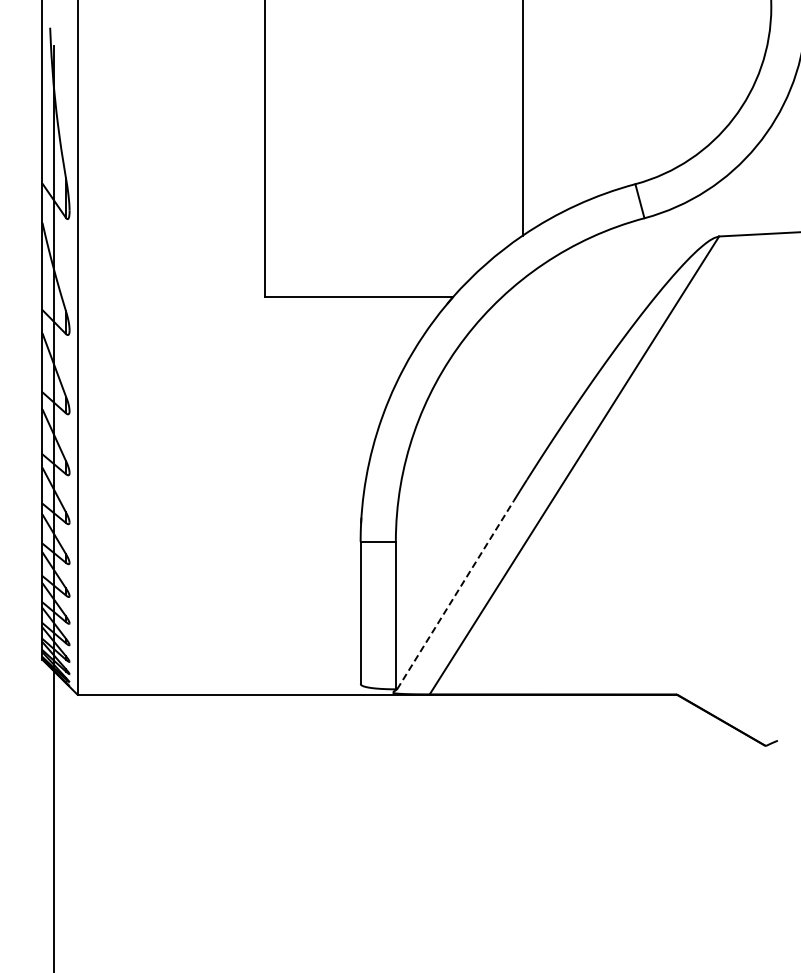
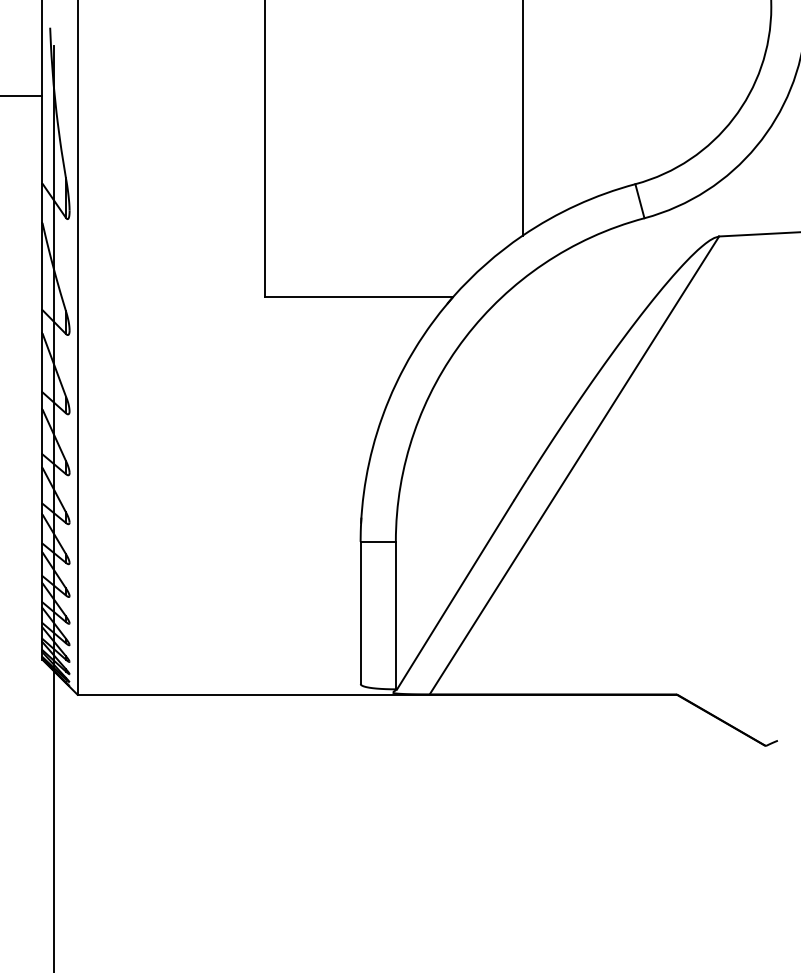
line: none -> present (22, 95)
line: dashed -> solid (455, 595)
